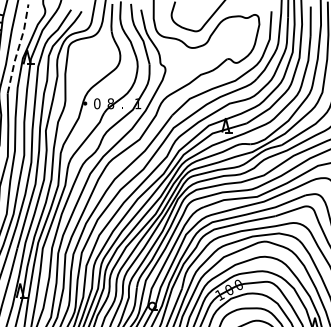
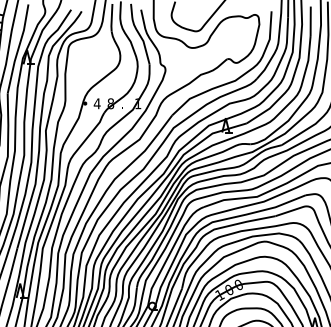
line: dashed -> solid (18, 48)
text: 0 -> 4 (96, 103)
